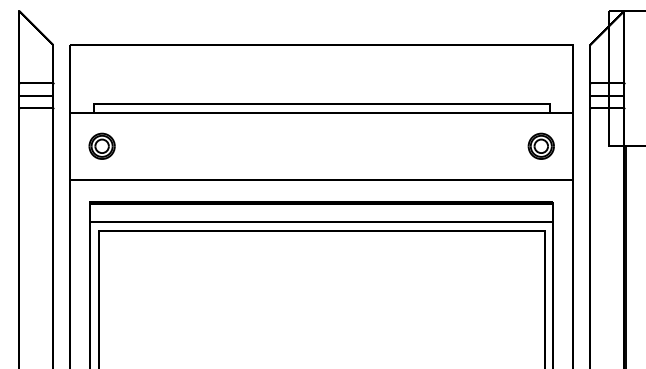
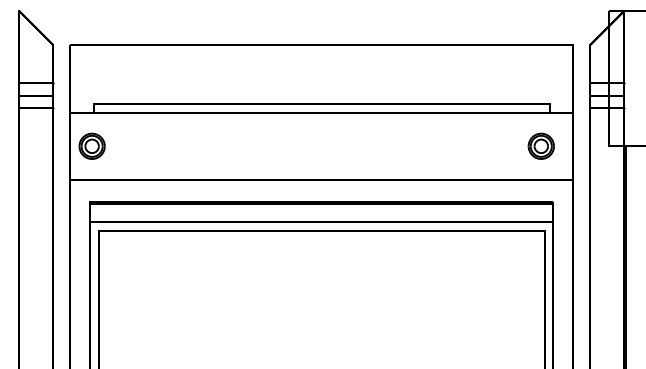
part position: (101, 145) -> (91, 145) (91, 145)
